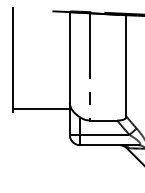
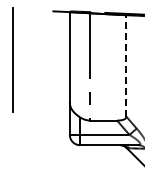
line: solid -> dashed (126, 65)
line: present -> none (41, 109)
